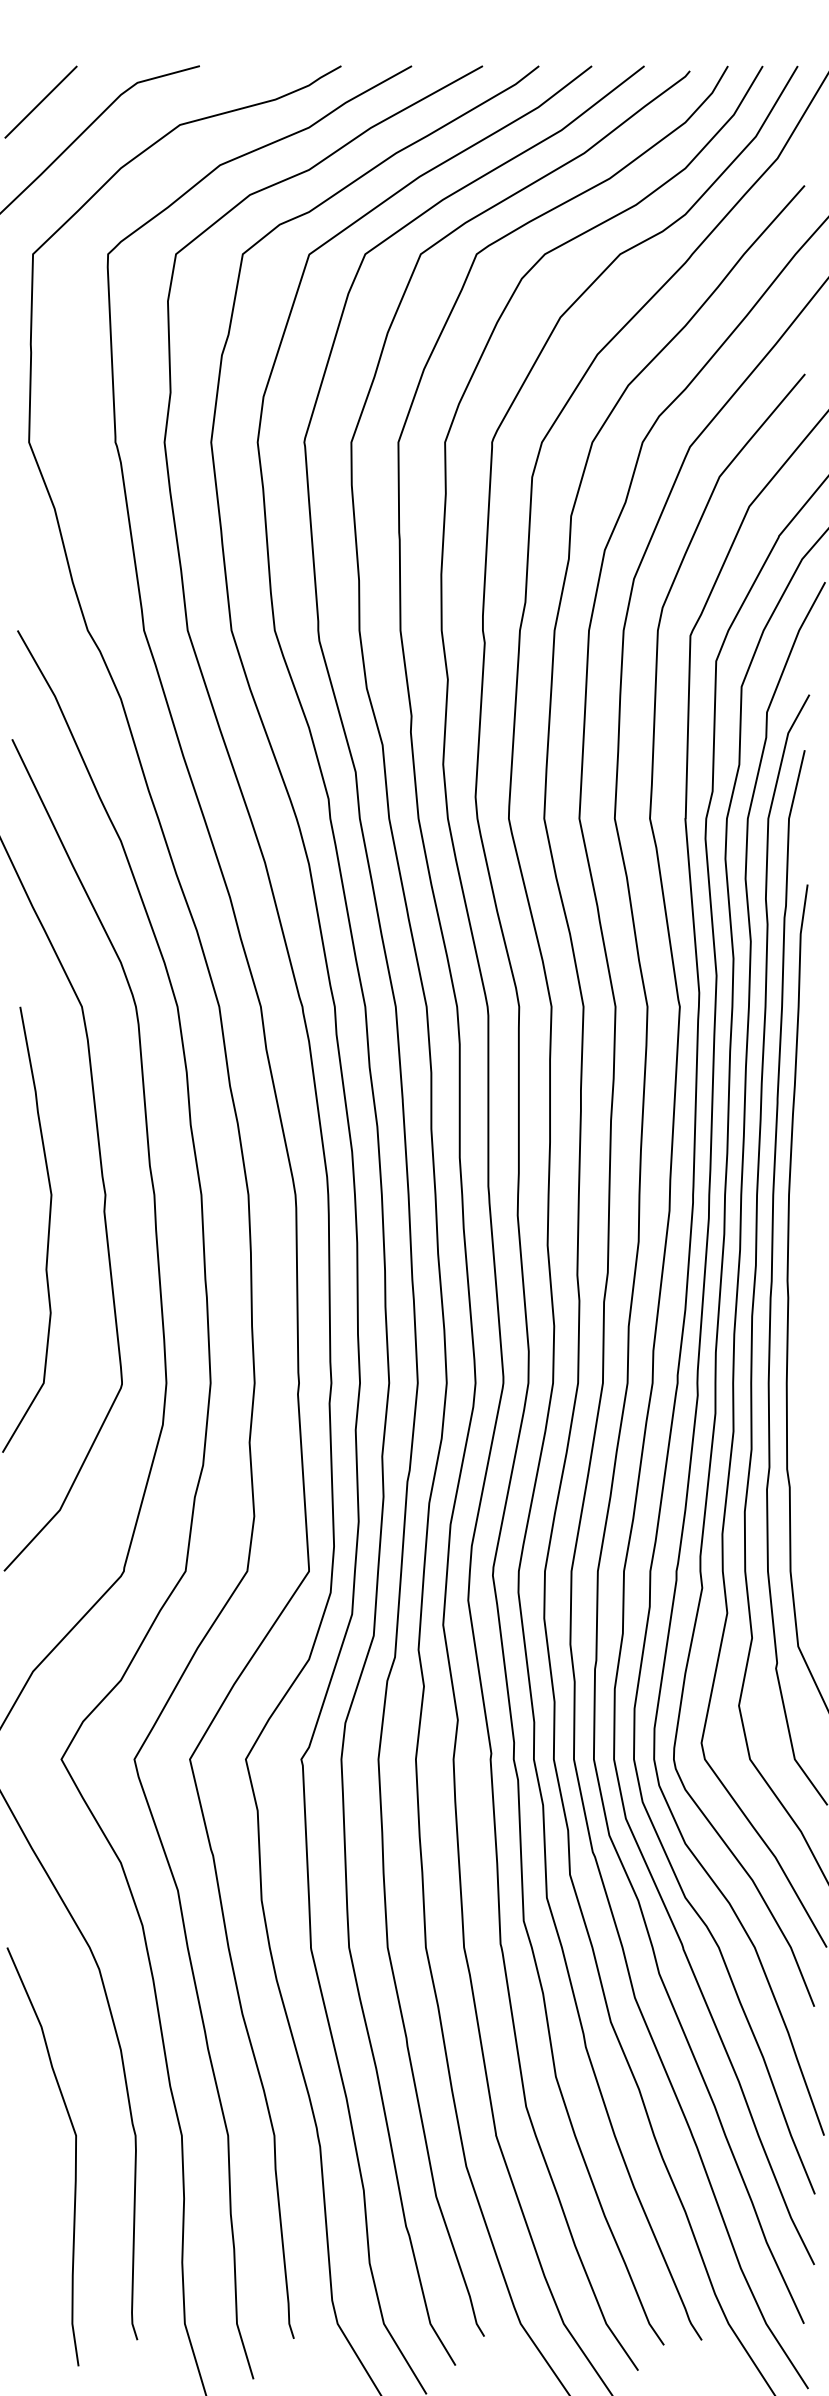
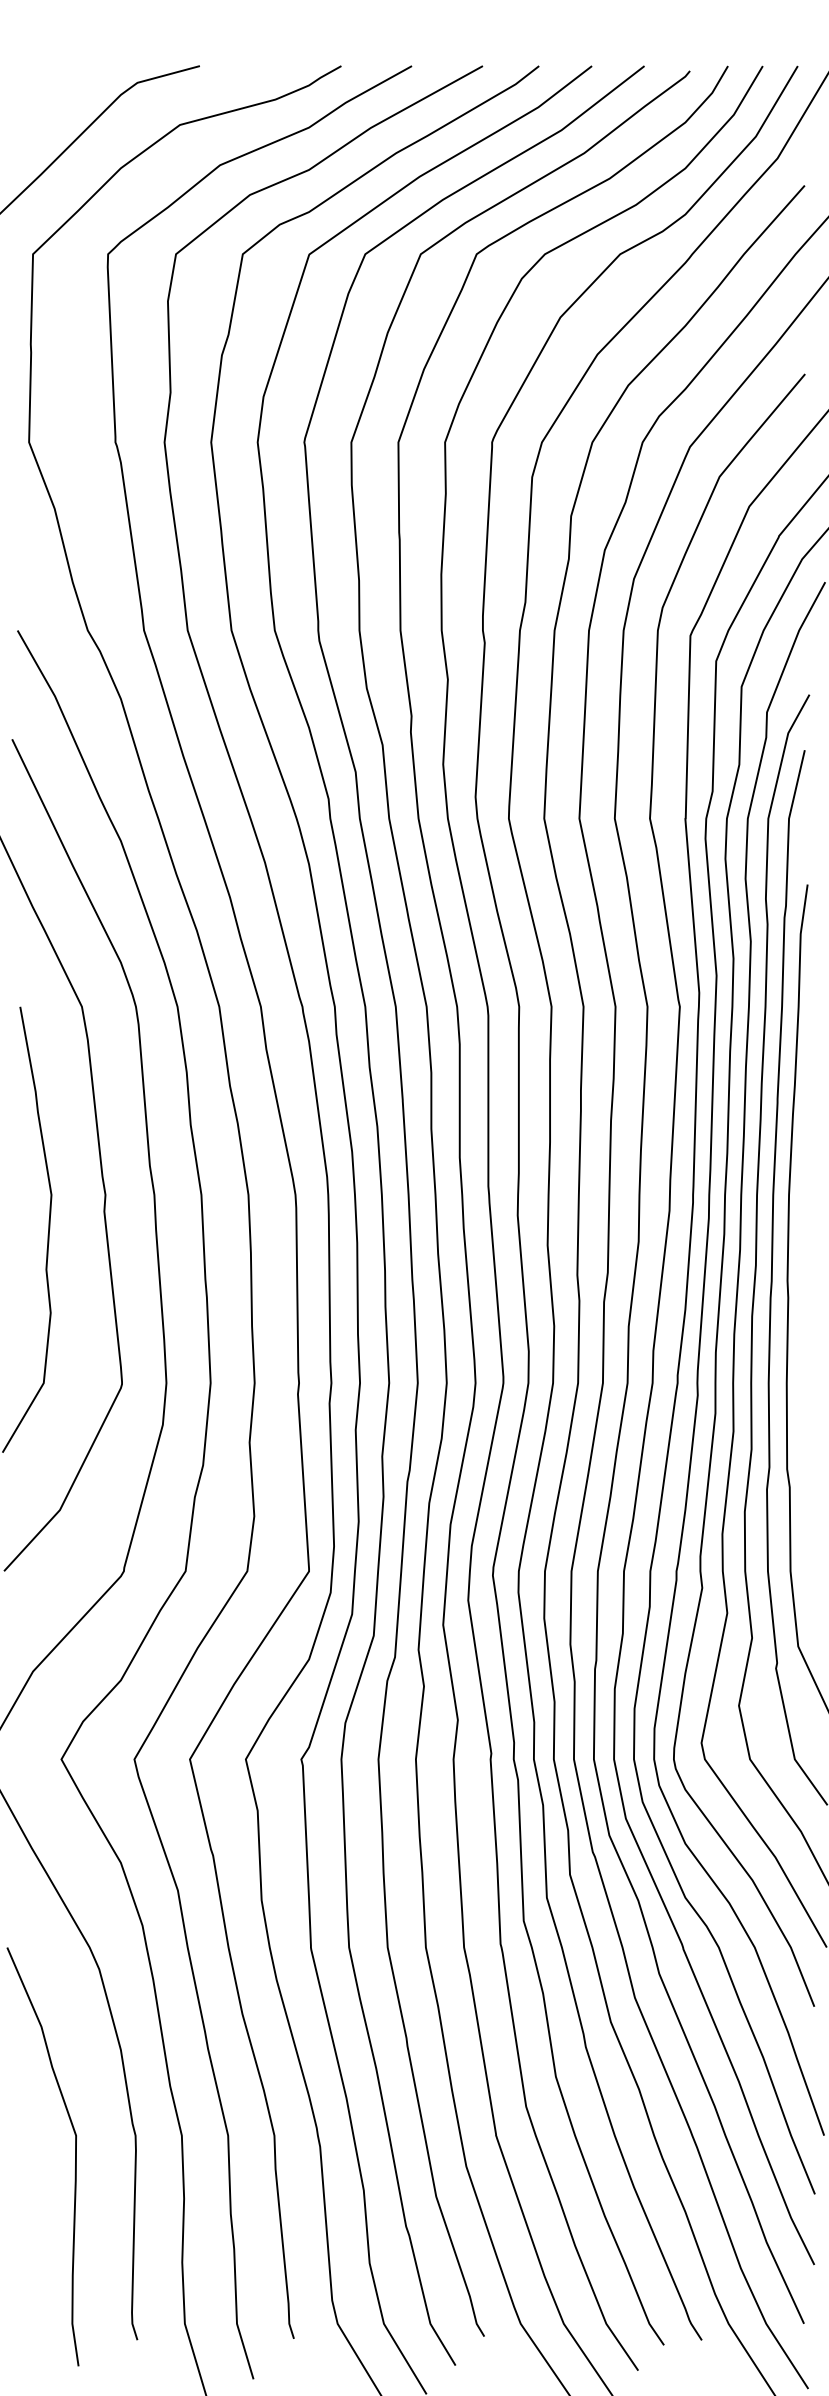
line: present -> none (40, 101)
